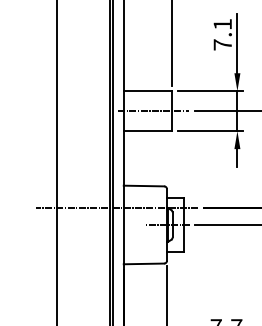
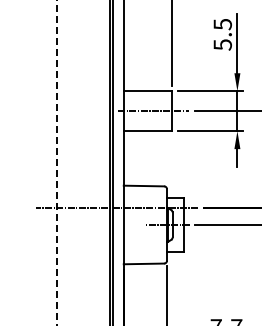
text: 7.1 -> 5.5 (222, 34)
line: solid -> dashed (57, 162)
